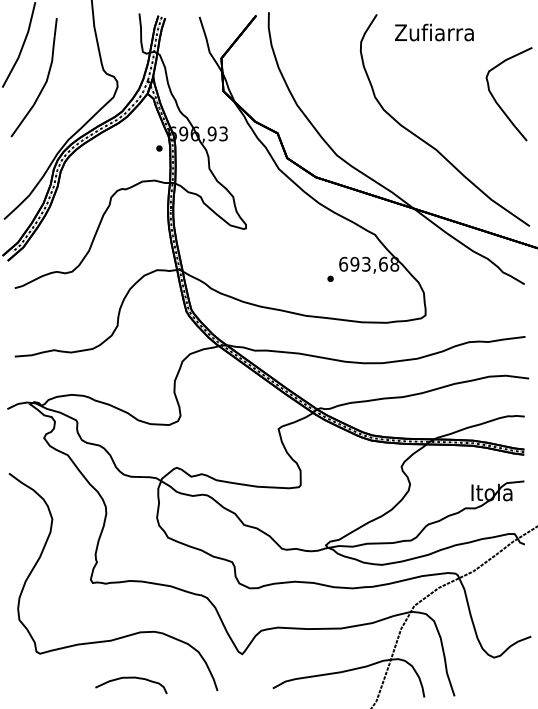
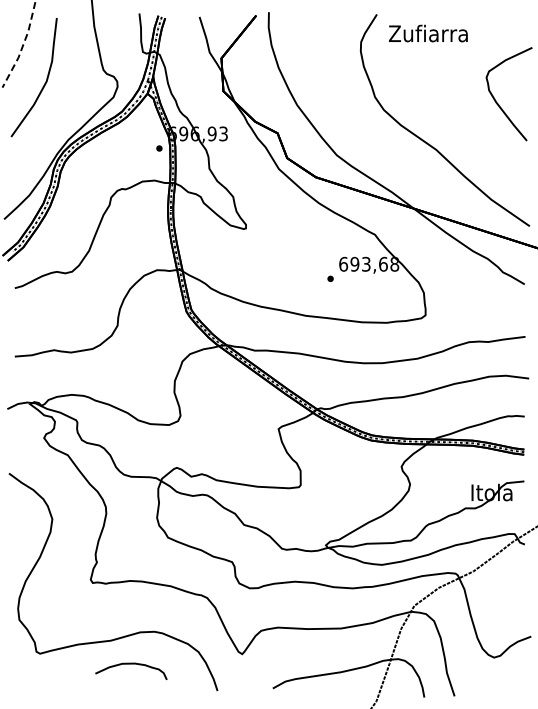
text position: (434, 32) -> (428, 33) (428, 33)
line: solid -> dashed (22, 46)
curve position: (131, 678) -> (131, 664) (131, 664)
